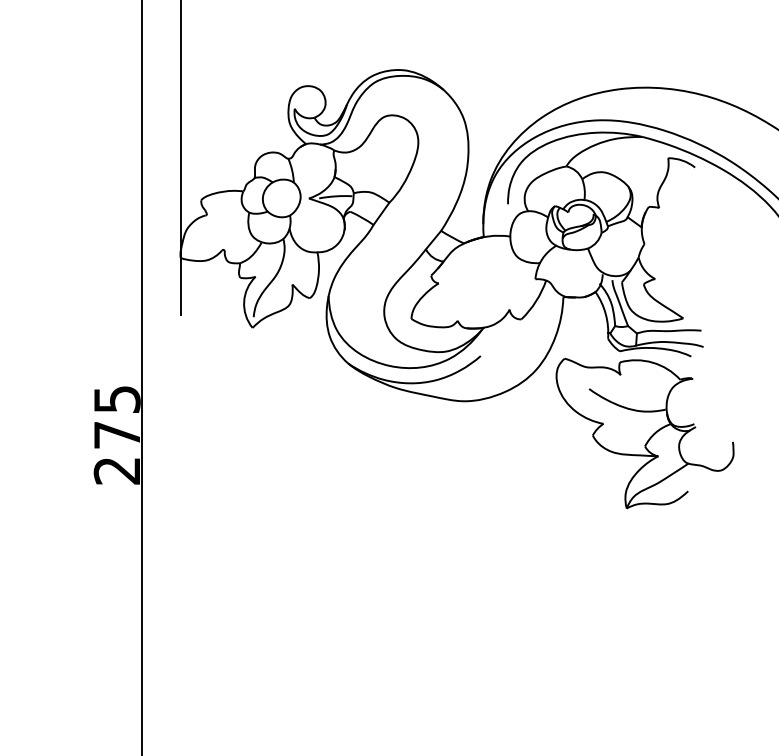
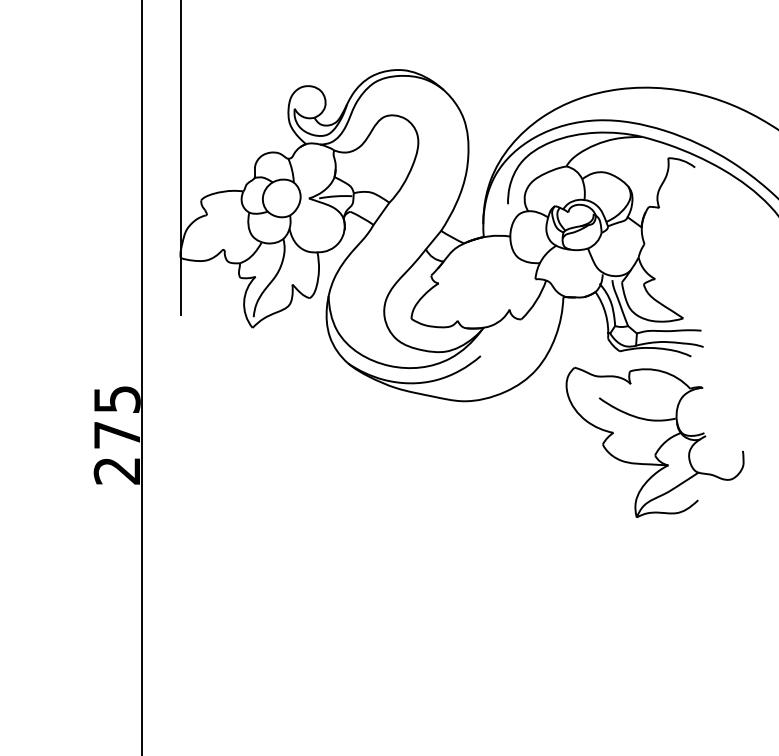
part position: (644, 433) -> (654, 442) (654, 442)
